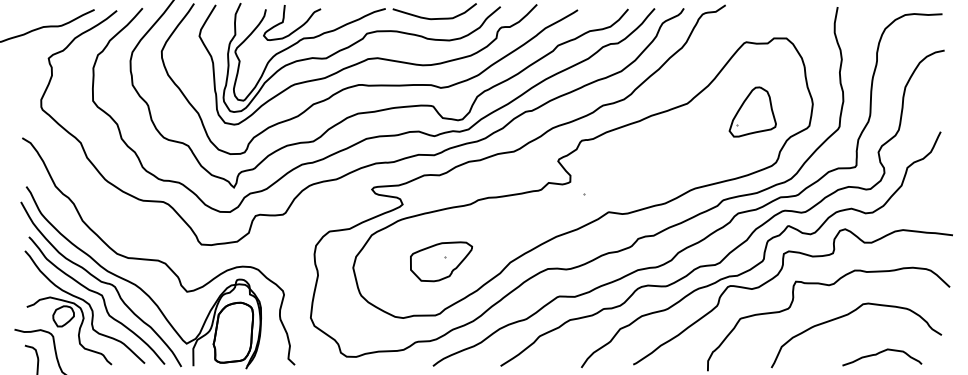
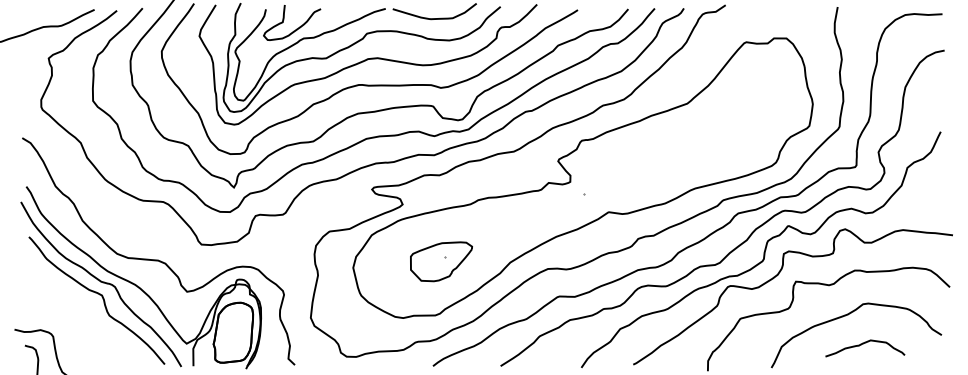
part: present -> none (752, 111)
part: present -> none (84, 307)
curve position: (880, 353) -> (863, 344) (863, 344)
